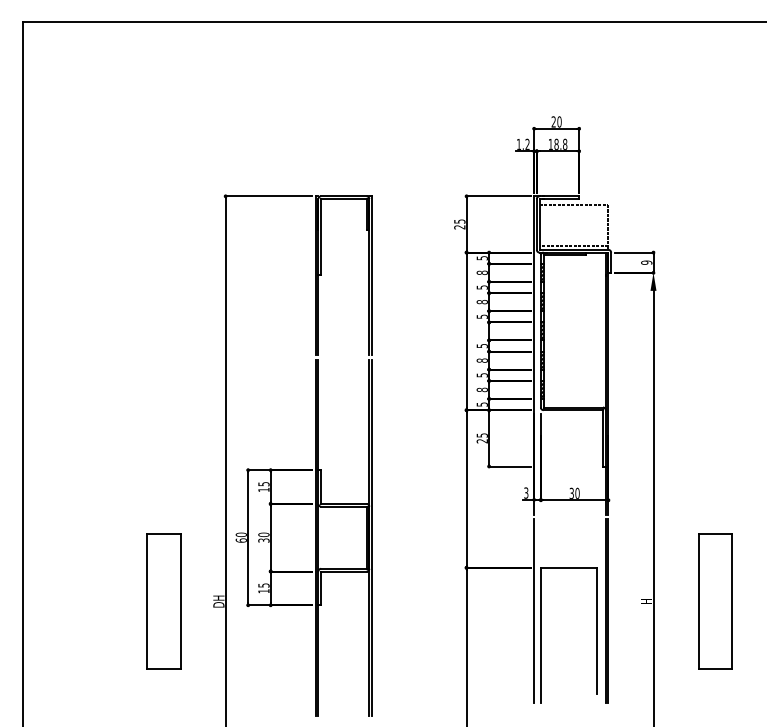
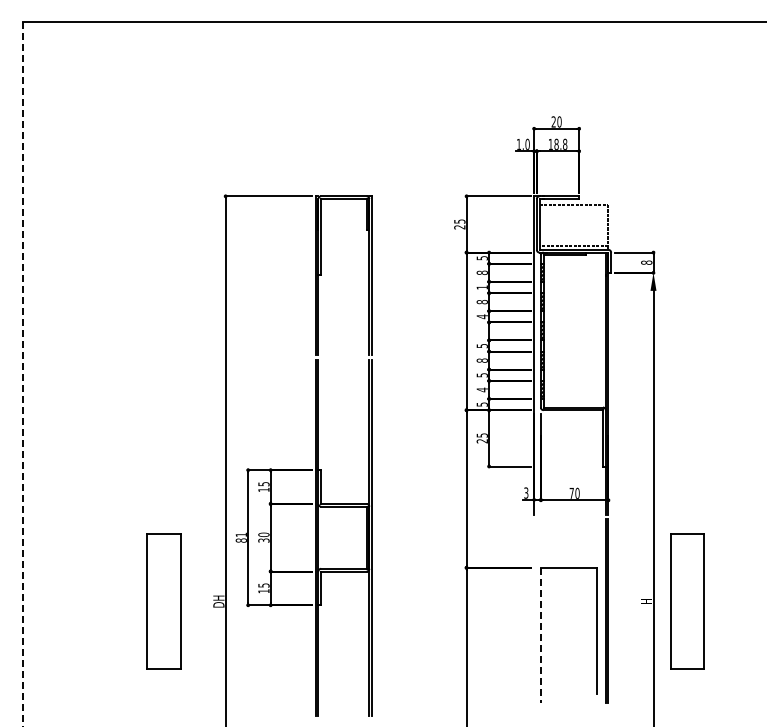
text: 1.2 -> 1.0 (527, 143)
text: 9 -> 8 (646, 262)
text: 5 -> 1 (481, 287)
text: 5 -> 4 (481, 316)
line: solid -> dashed (23, 374)
text: 8 -> 4 (481, 389)
text: 30 -> 70 (571, 492)
text: 60 -> 81 (240, 537)
part position: (715, 601) -> (687, 601) (687, 601)
line: present -> none (534, 610)
line: solid -> dashed (540, 635)
